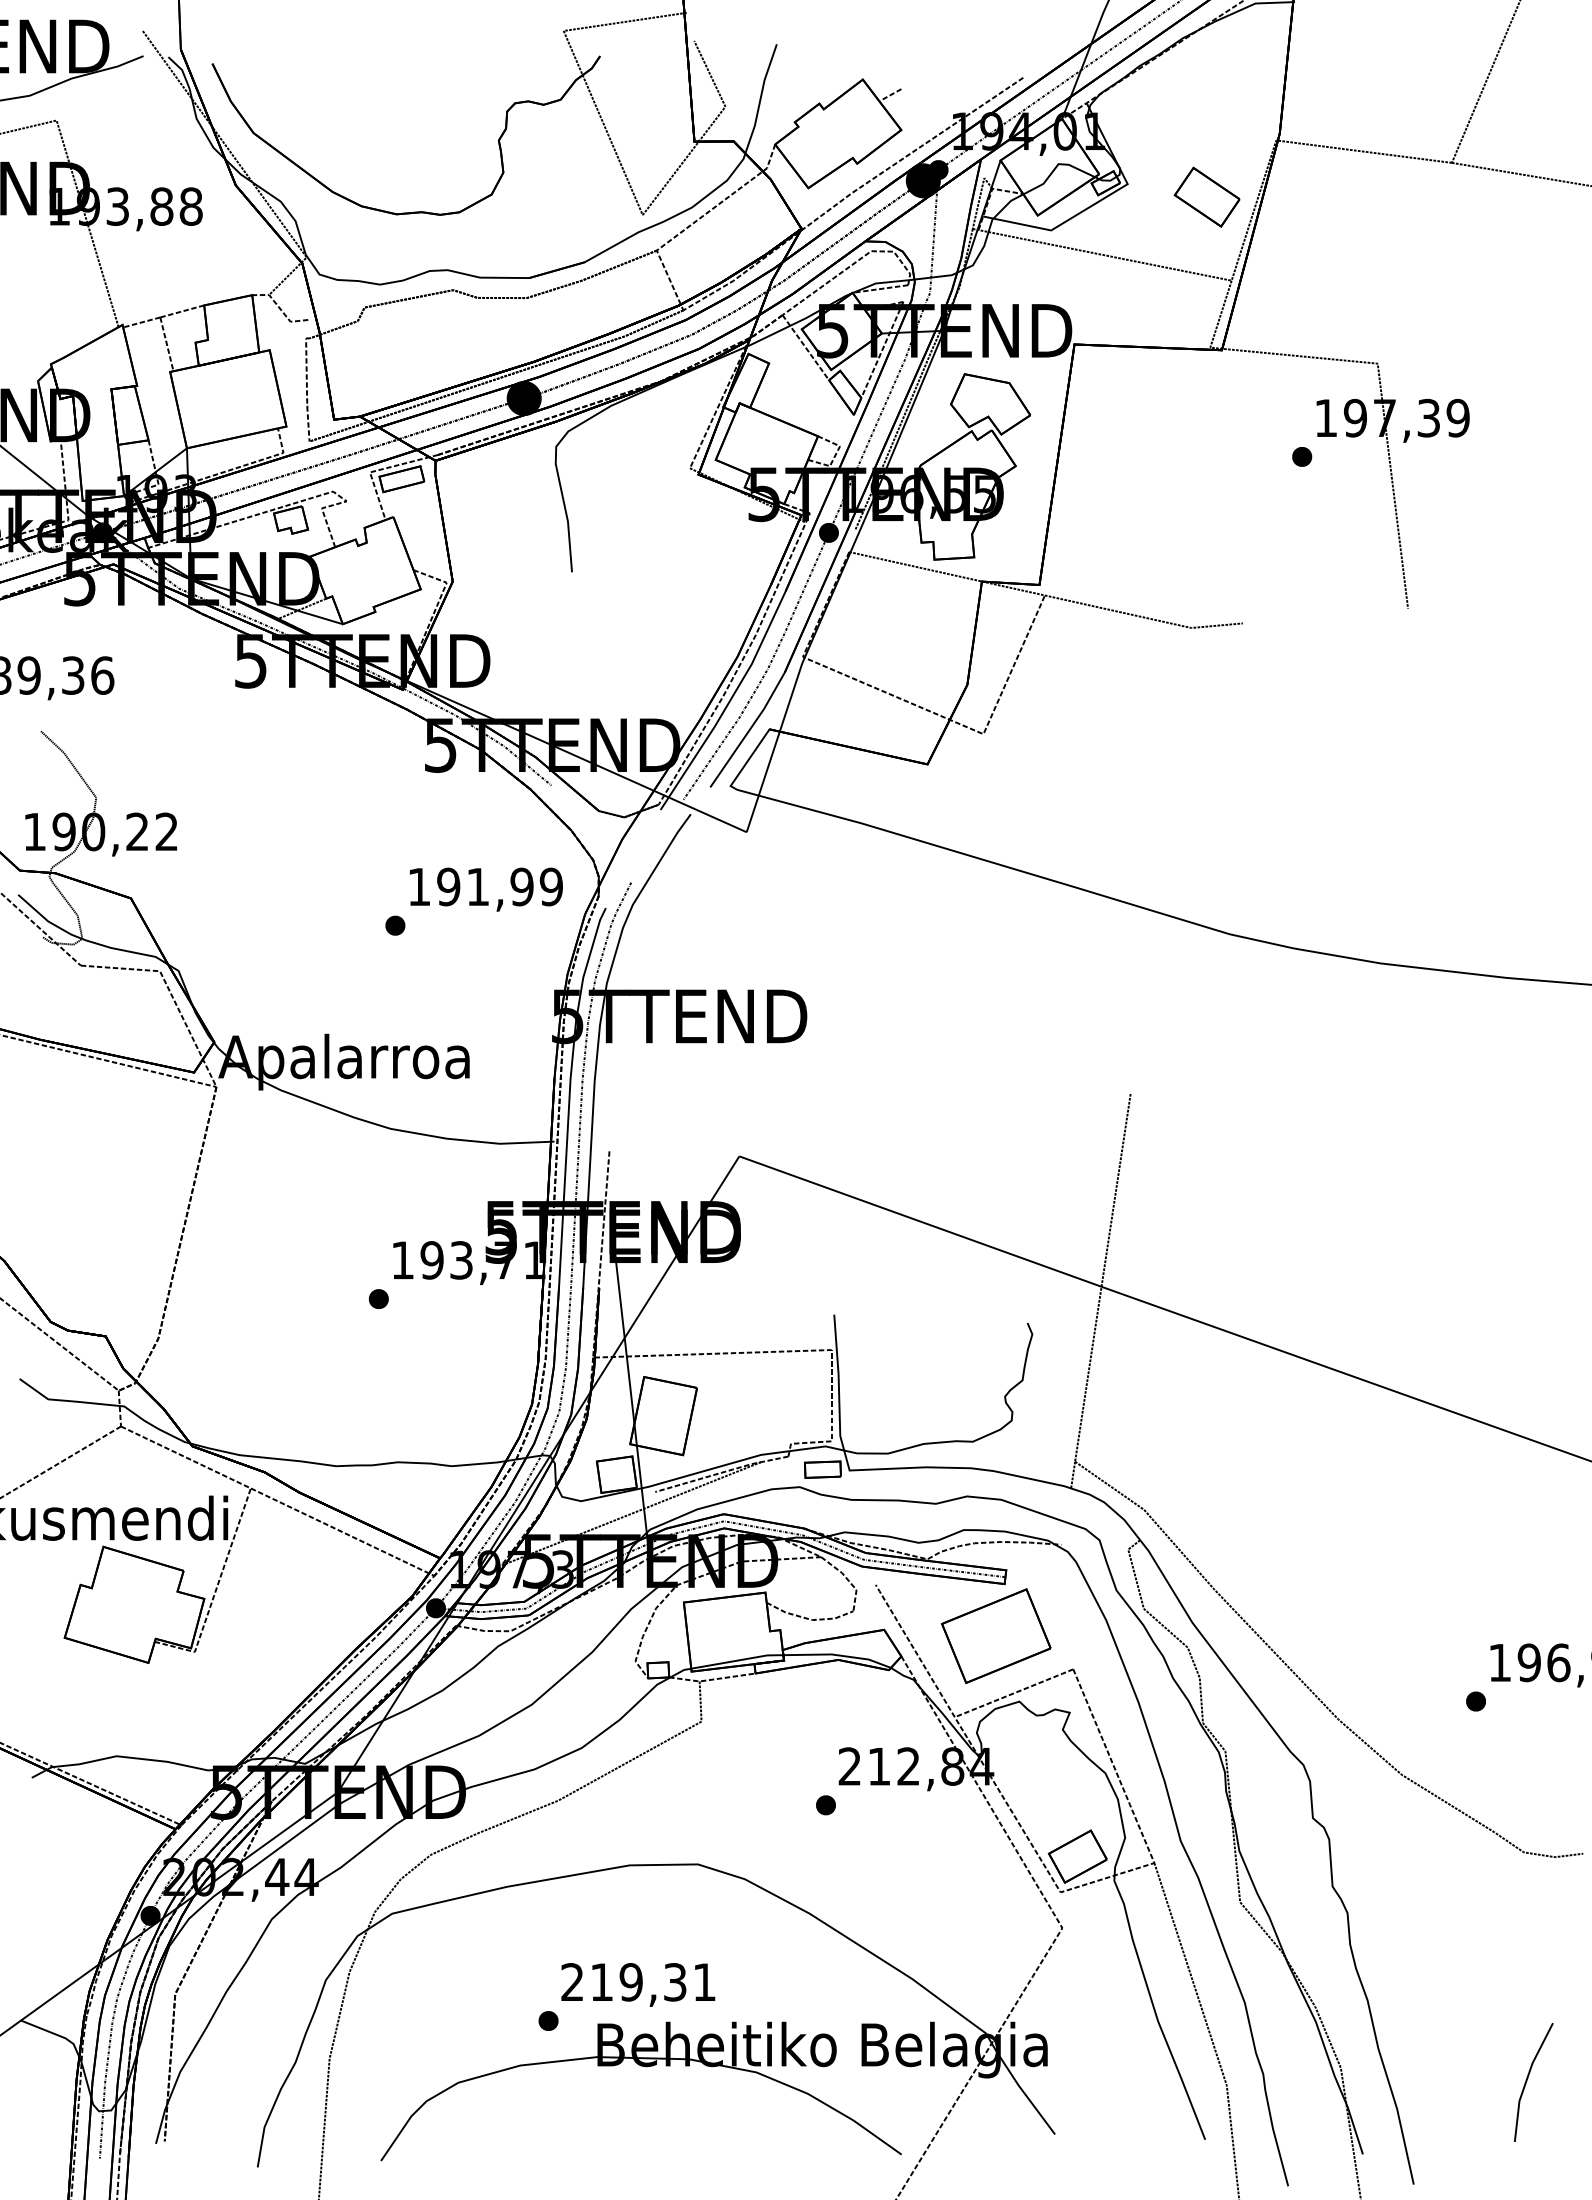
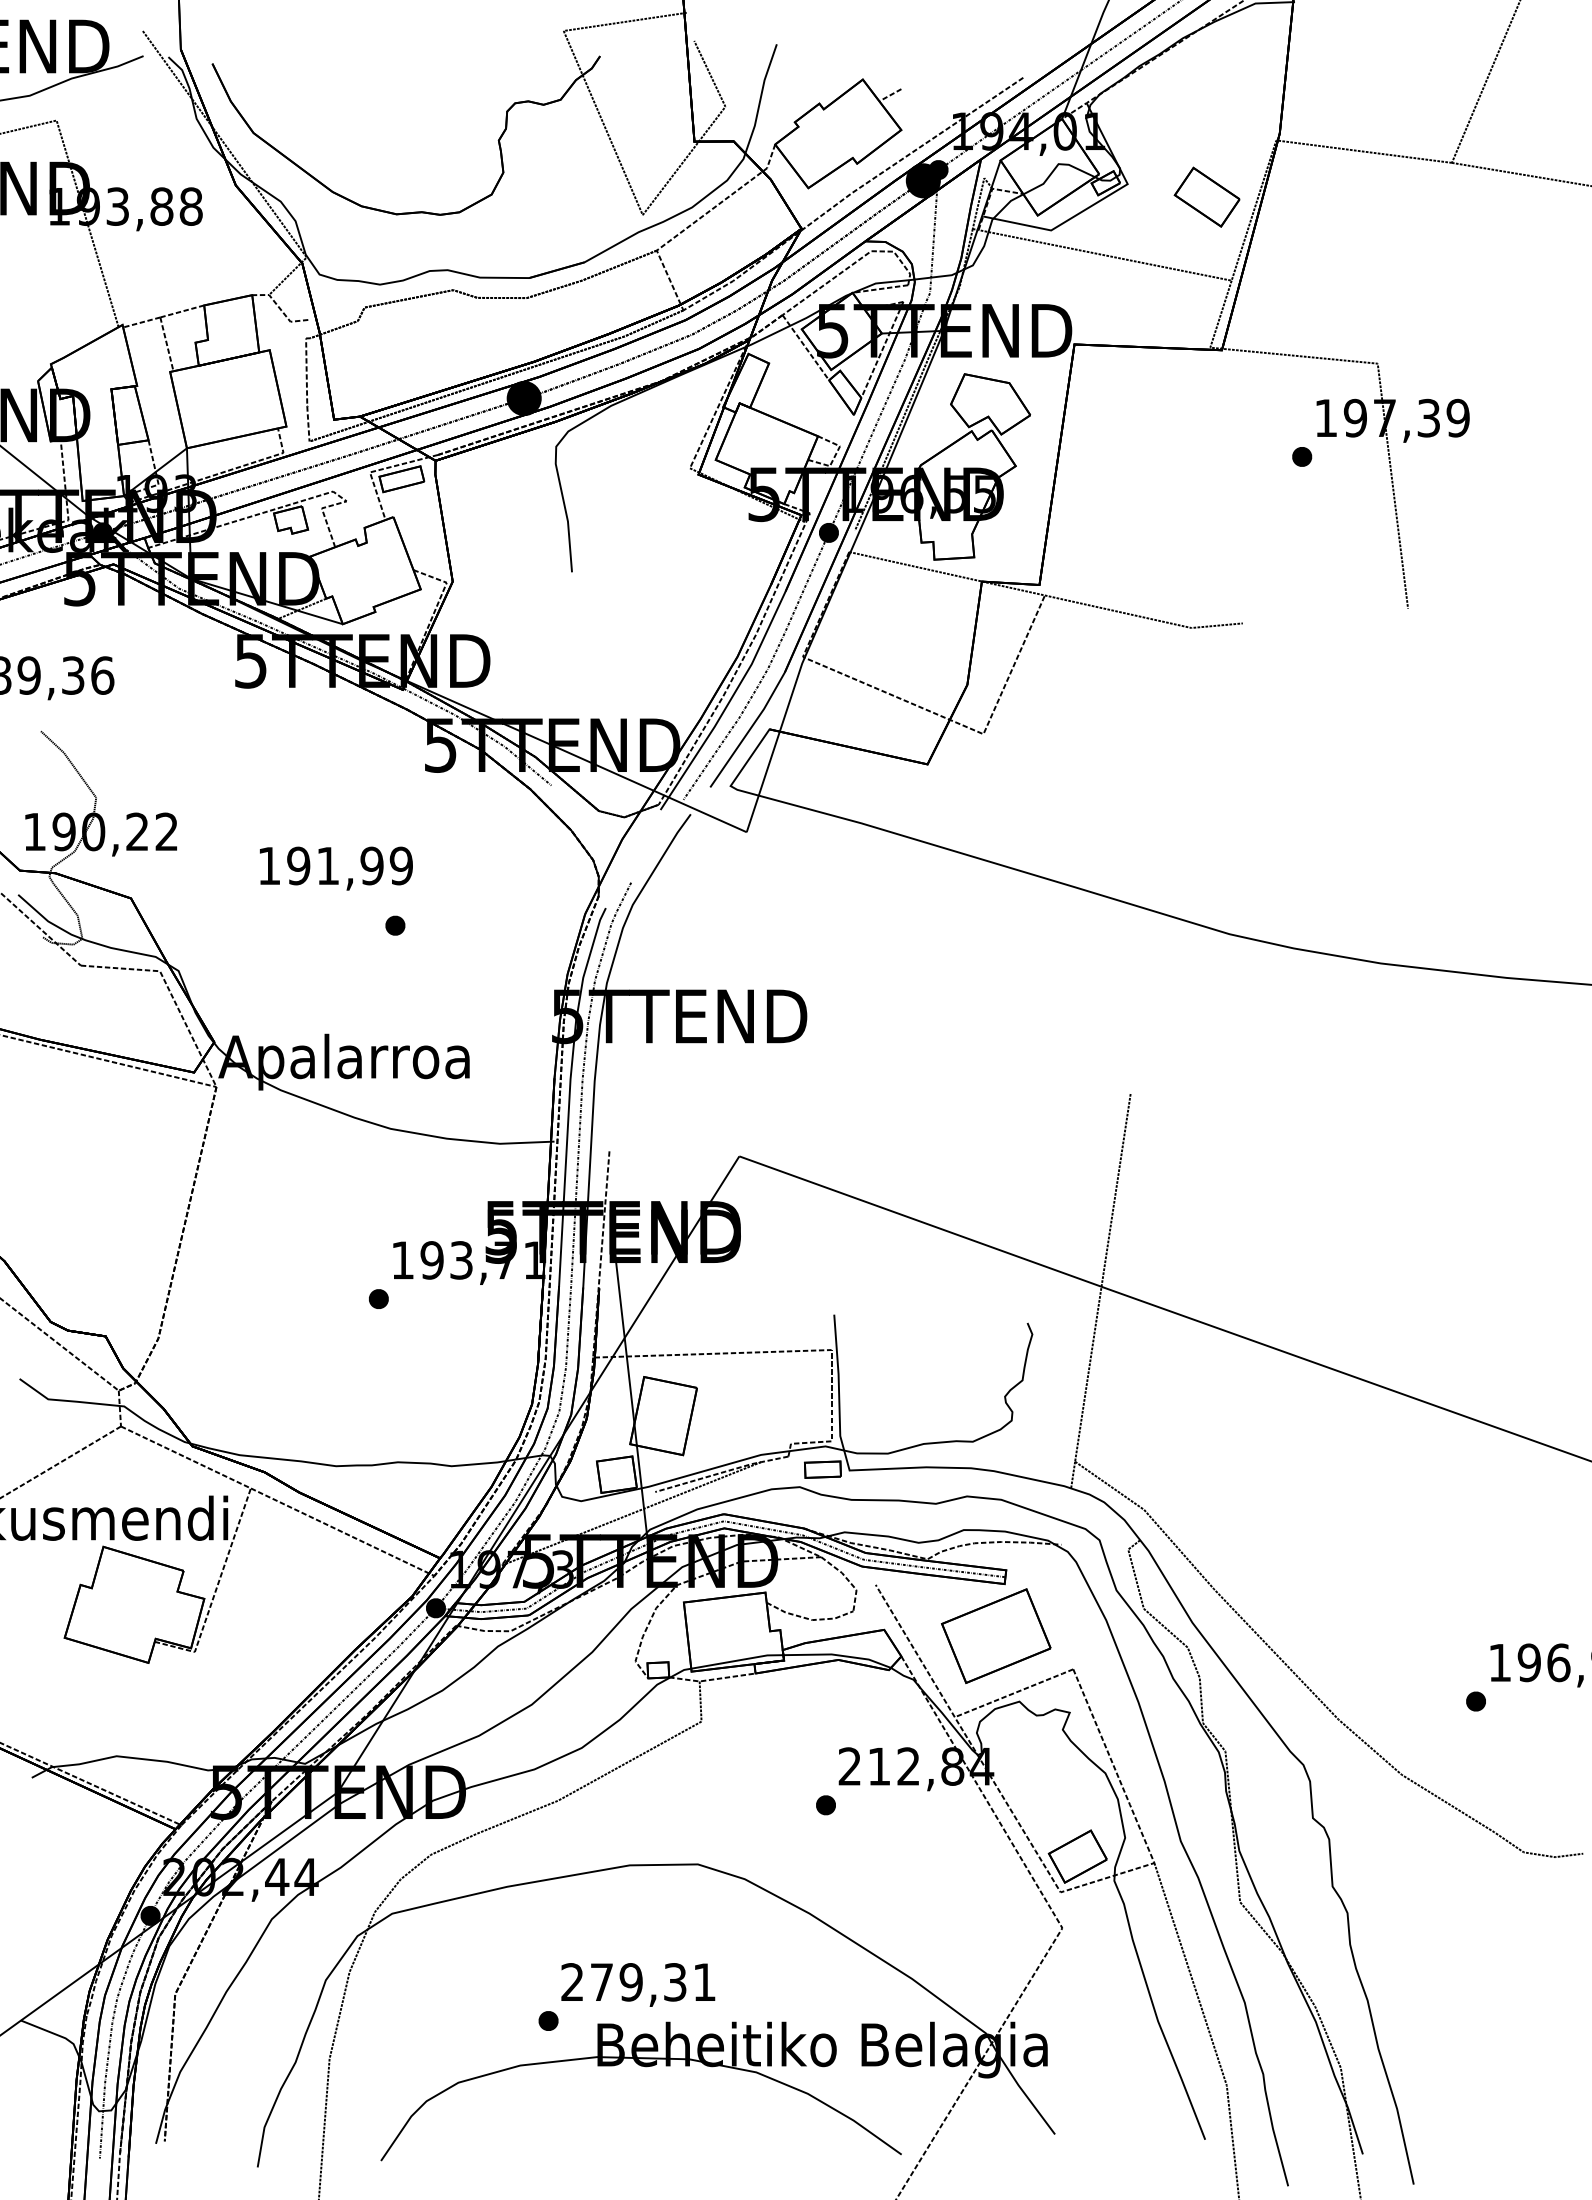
text position: (486, 889) -> (336, 868) (336, 868)
text: 219,31 -> 279,31 (601, 1981)
line: present -> none (1527, 2081)
